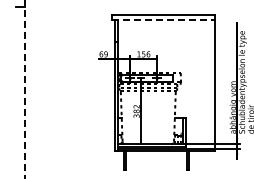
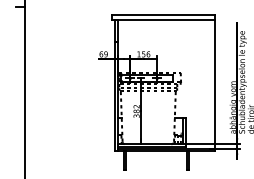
line: dashed -> solid (163, 19)
line: dashed -> solid (24, 89)
